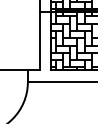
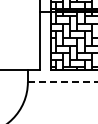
line: solid -> dashed (62, 82)
